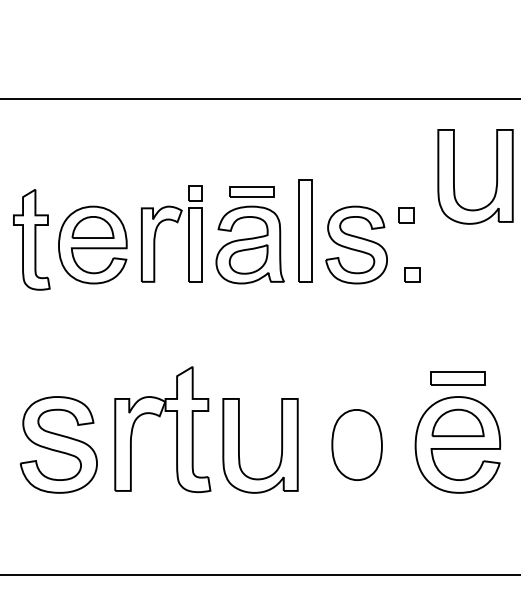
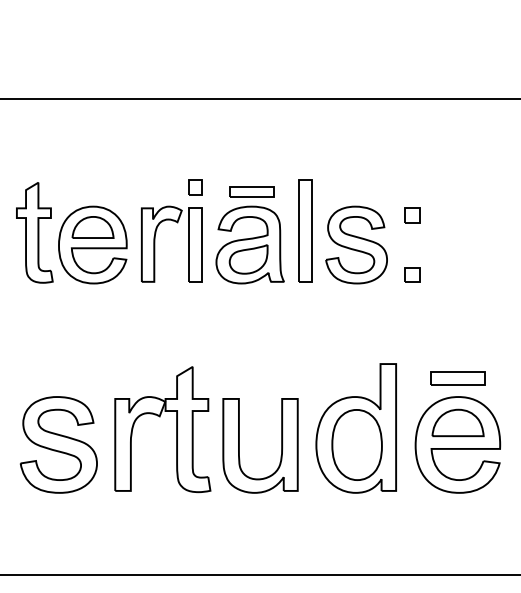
part: present -> none (454, 176)
part position: (195, 193) -> (195, 187) (195, 187)
part position: (406, 215) -> (412, 215) (412, 215)
part position: (31, 239) -> (34, 232) (34, 232)
part: none -> present (355, 428)
